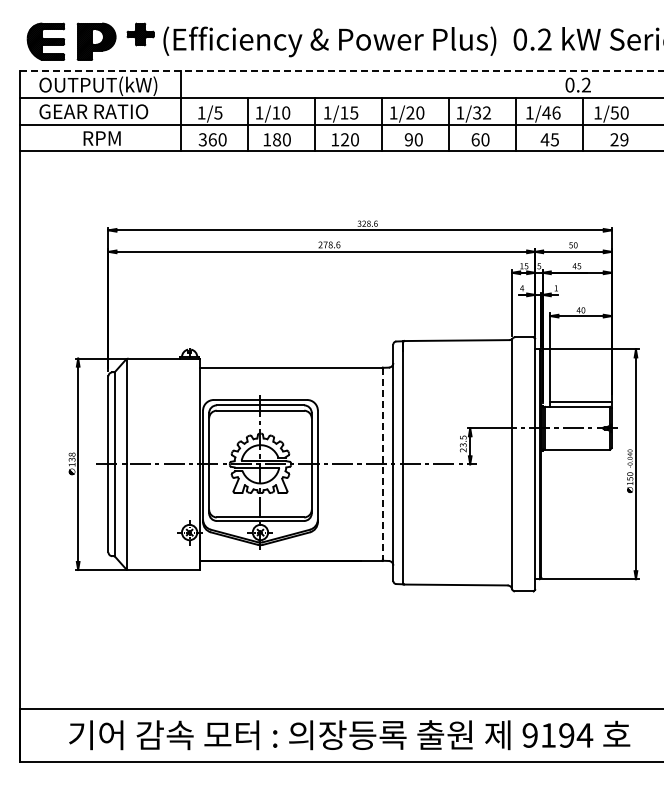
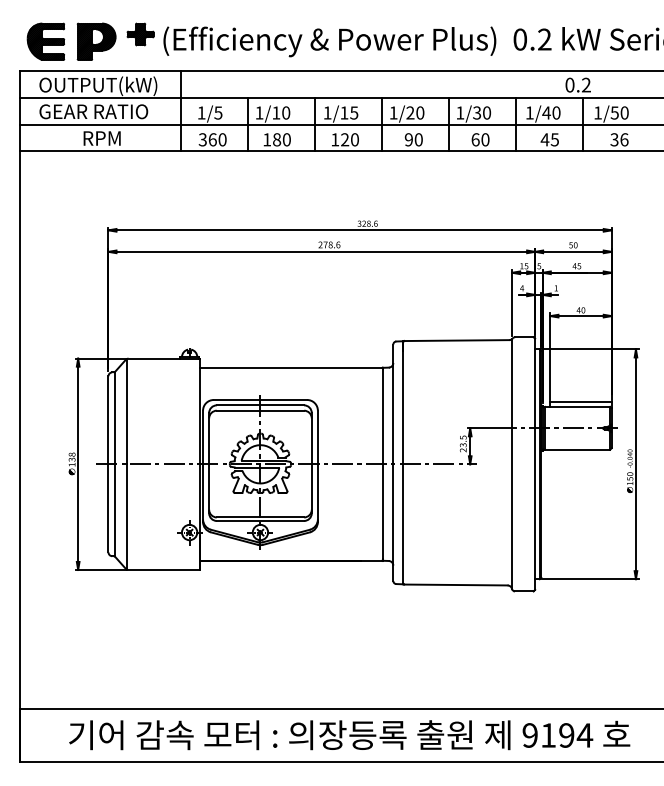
line: dashed -> solid (341, 70)
text: 1/32 -> 1/30 (487, 112)
text: 1/46 -> 1/40 (556, 112)
text: 29 -> 36 (619, 139)
line: dashed -> solid (382, 464)
